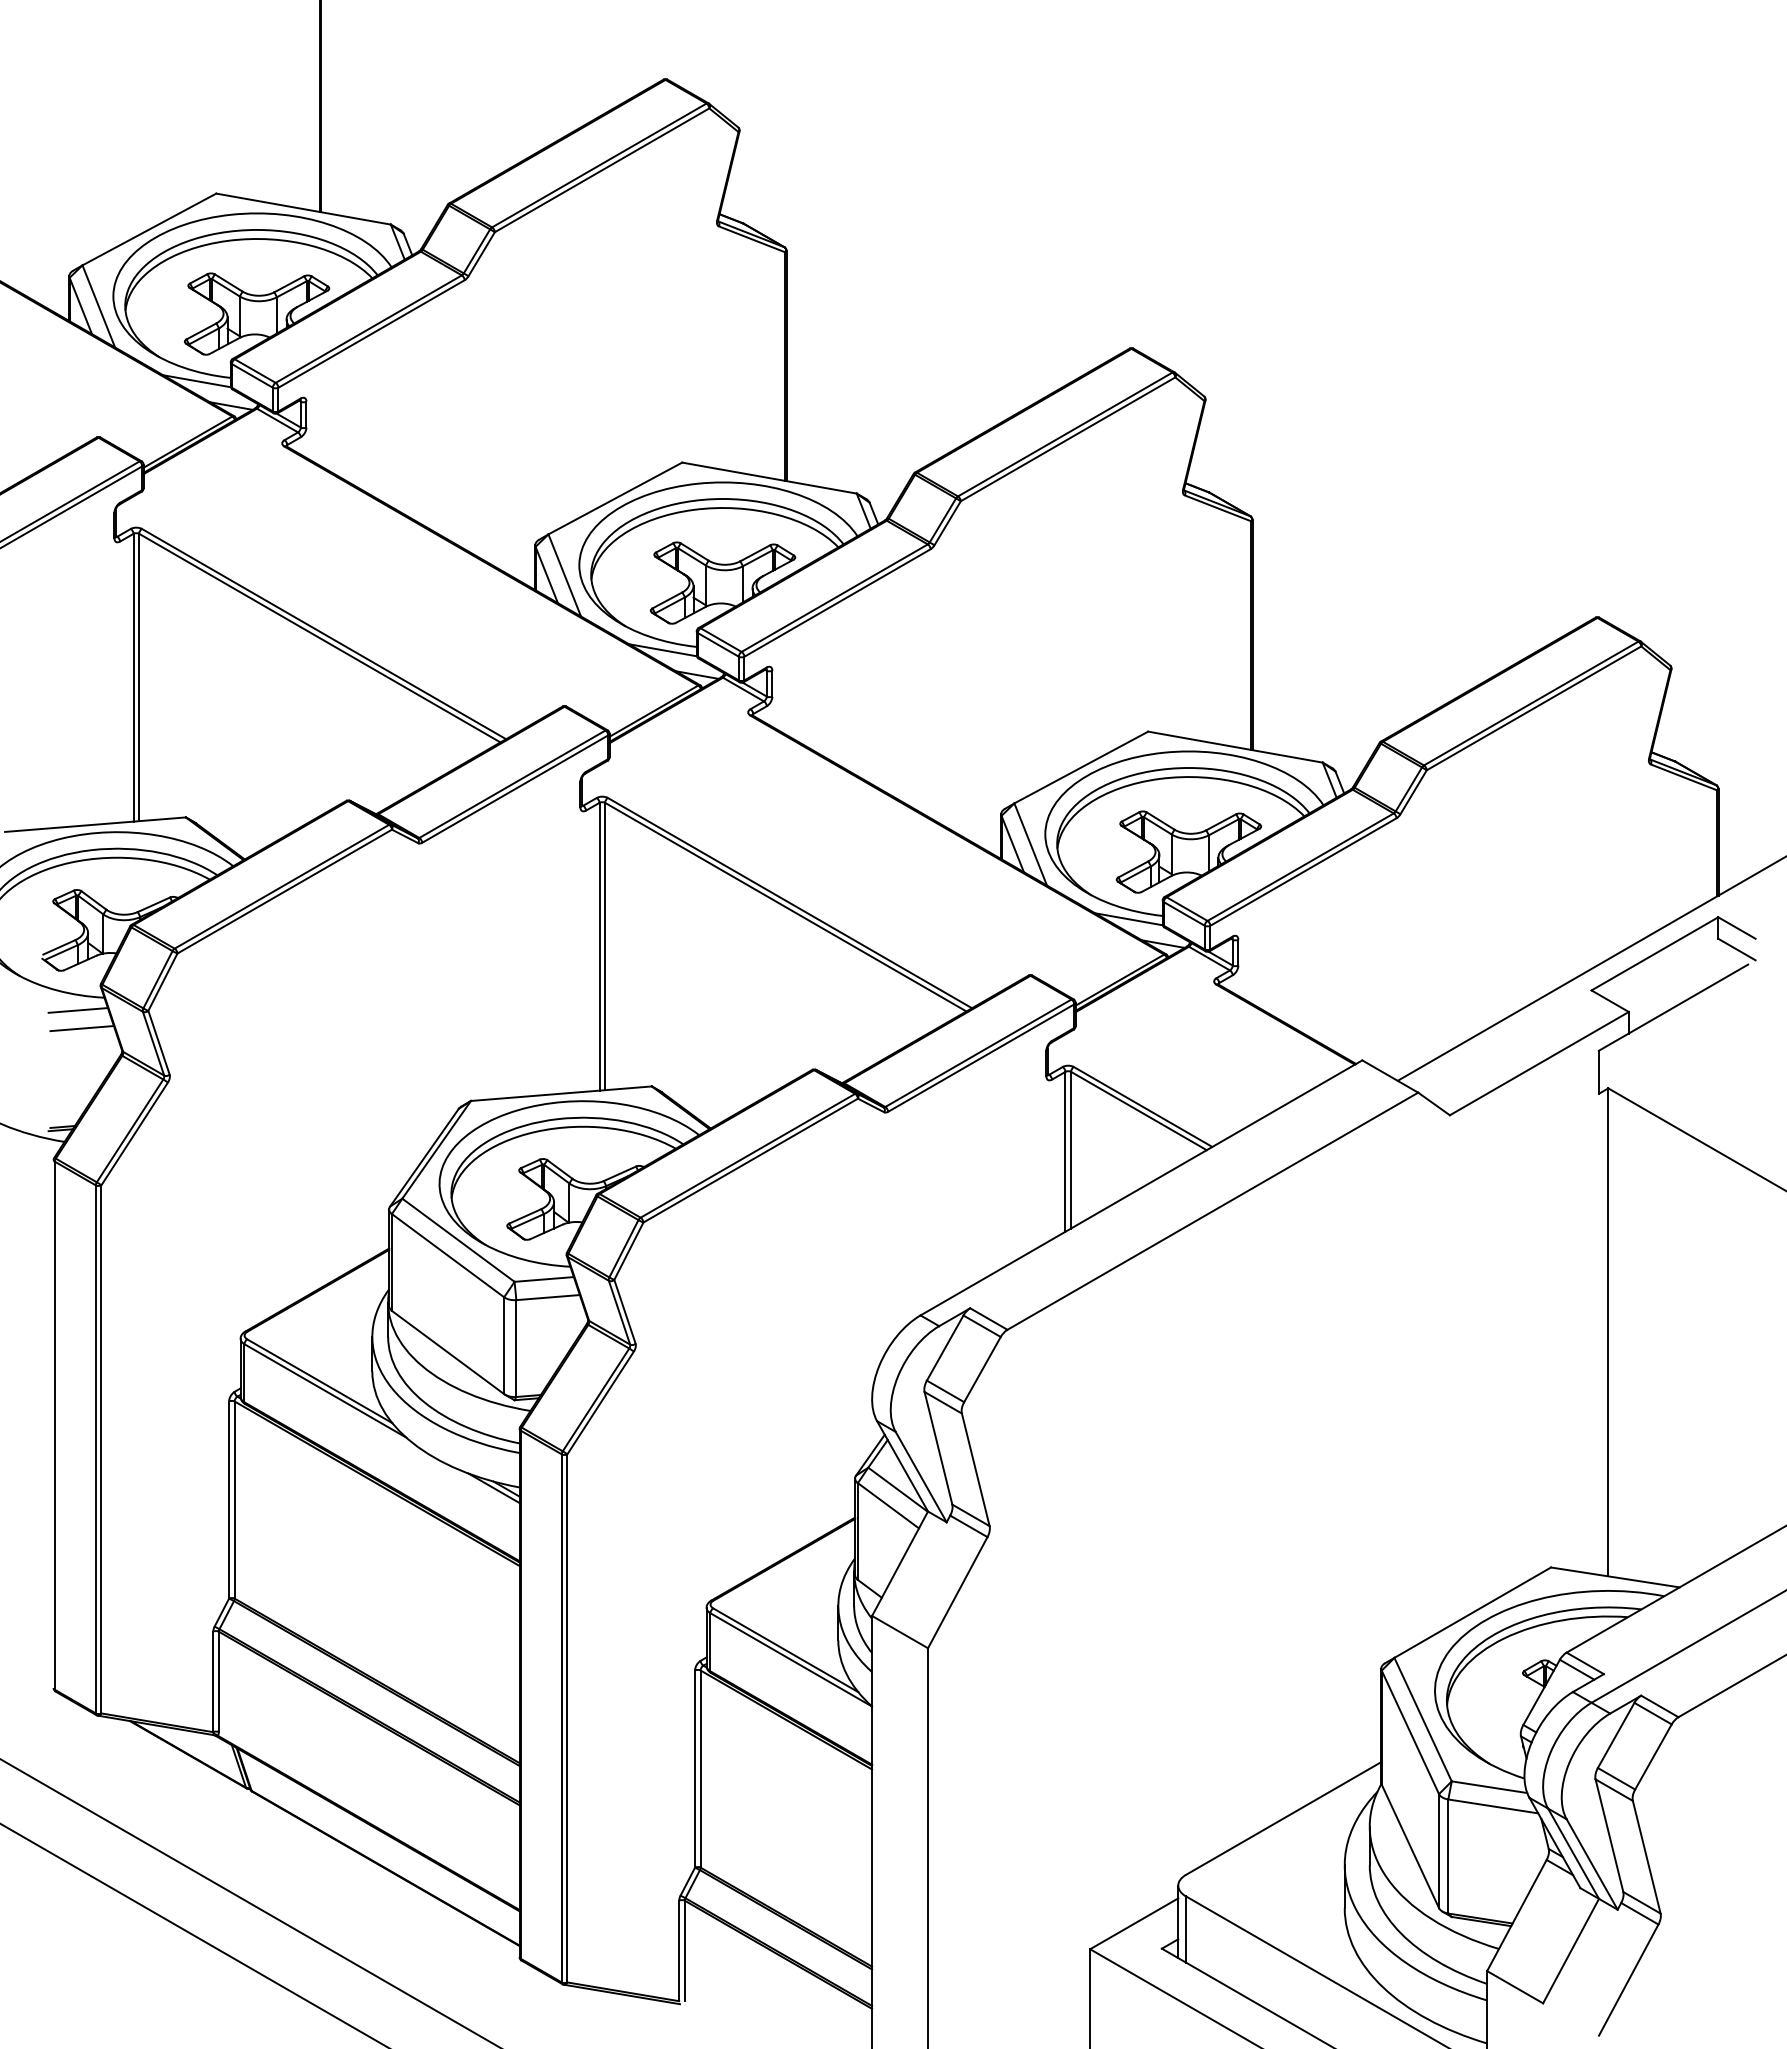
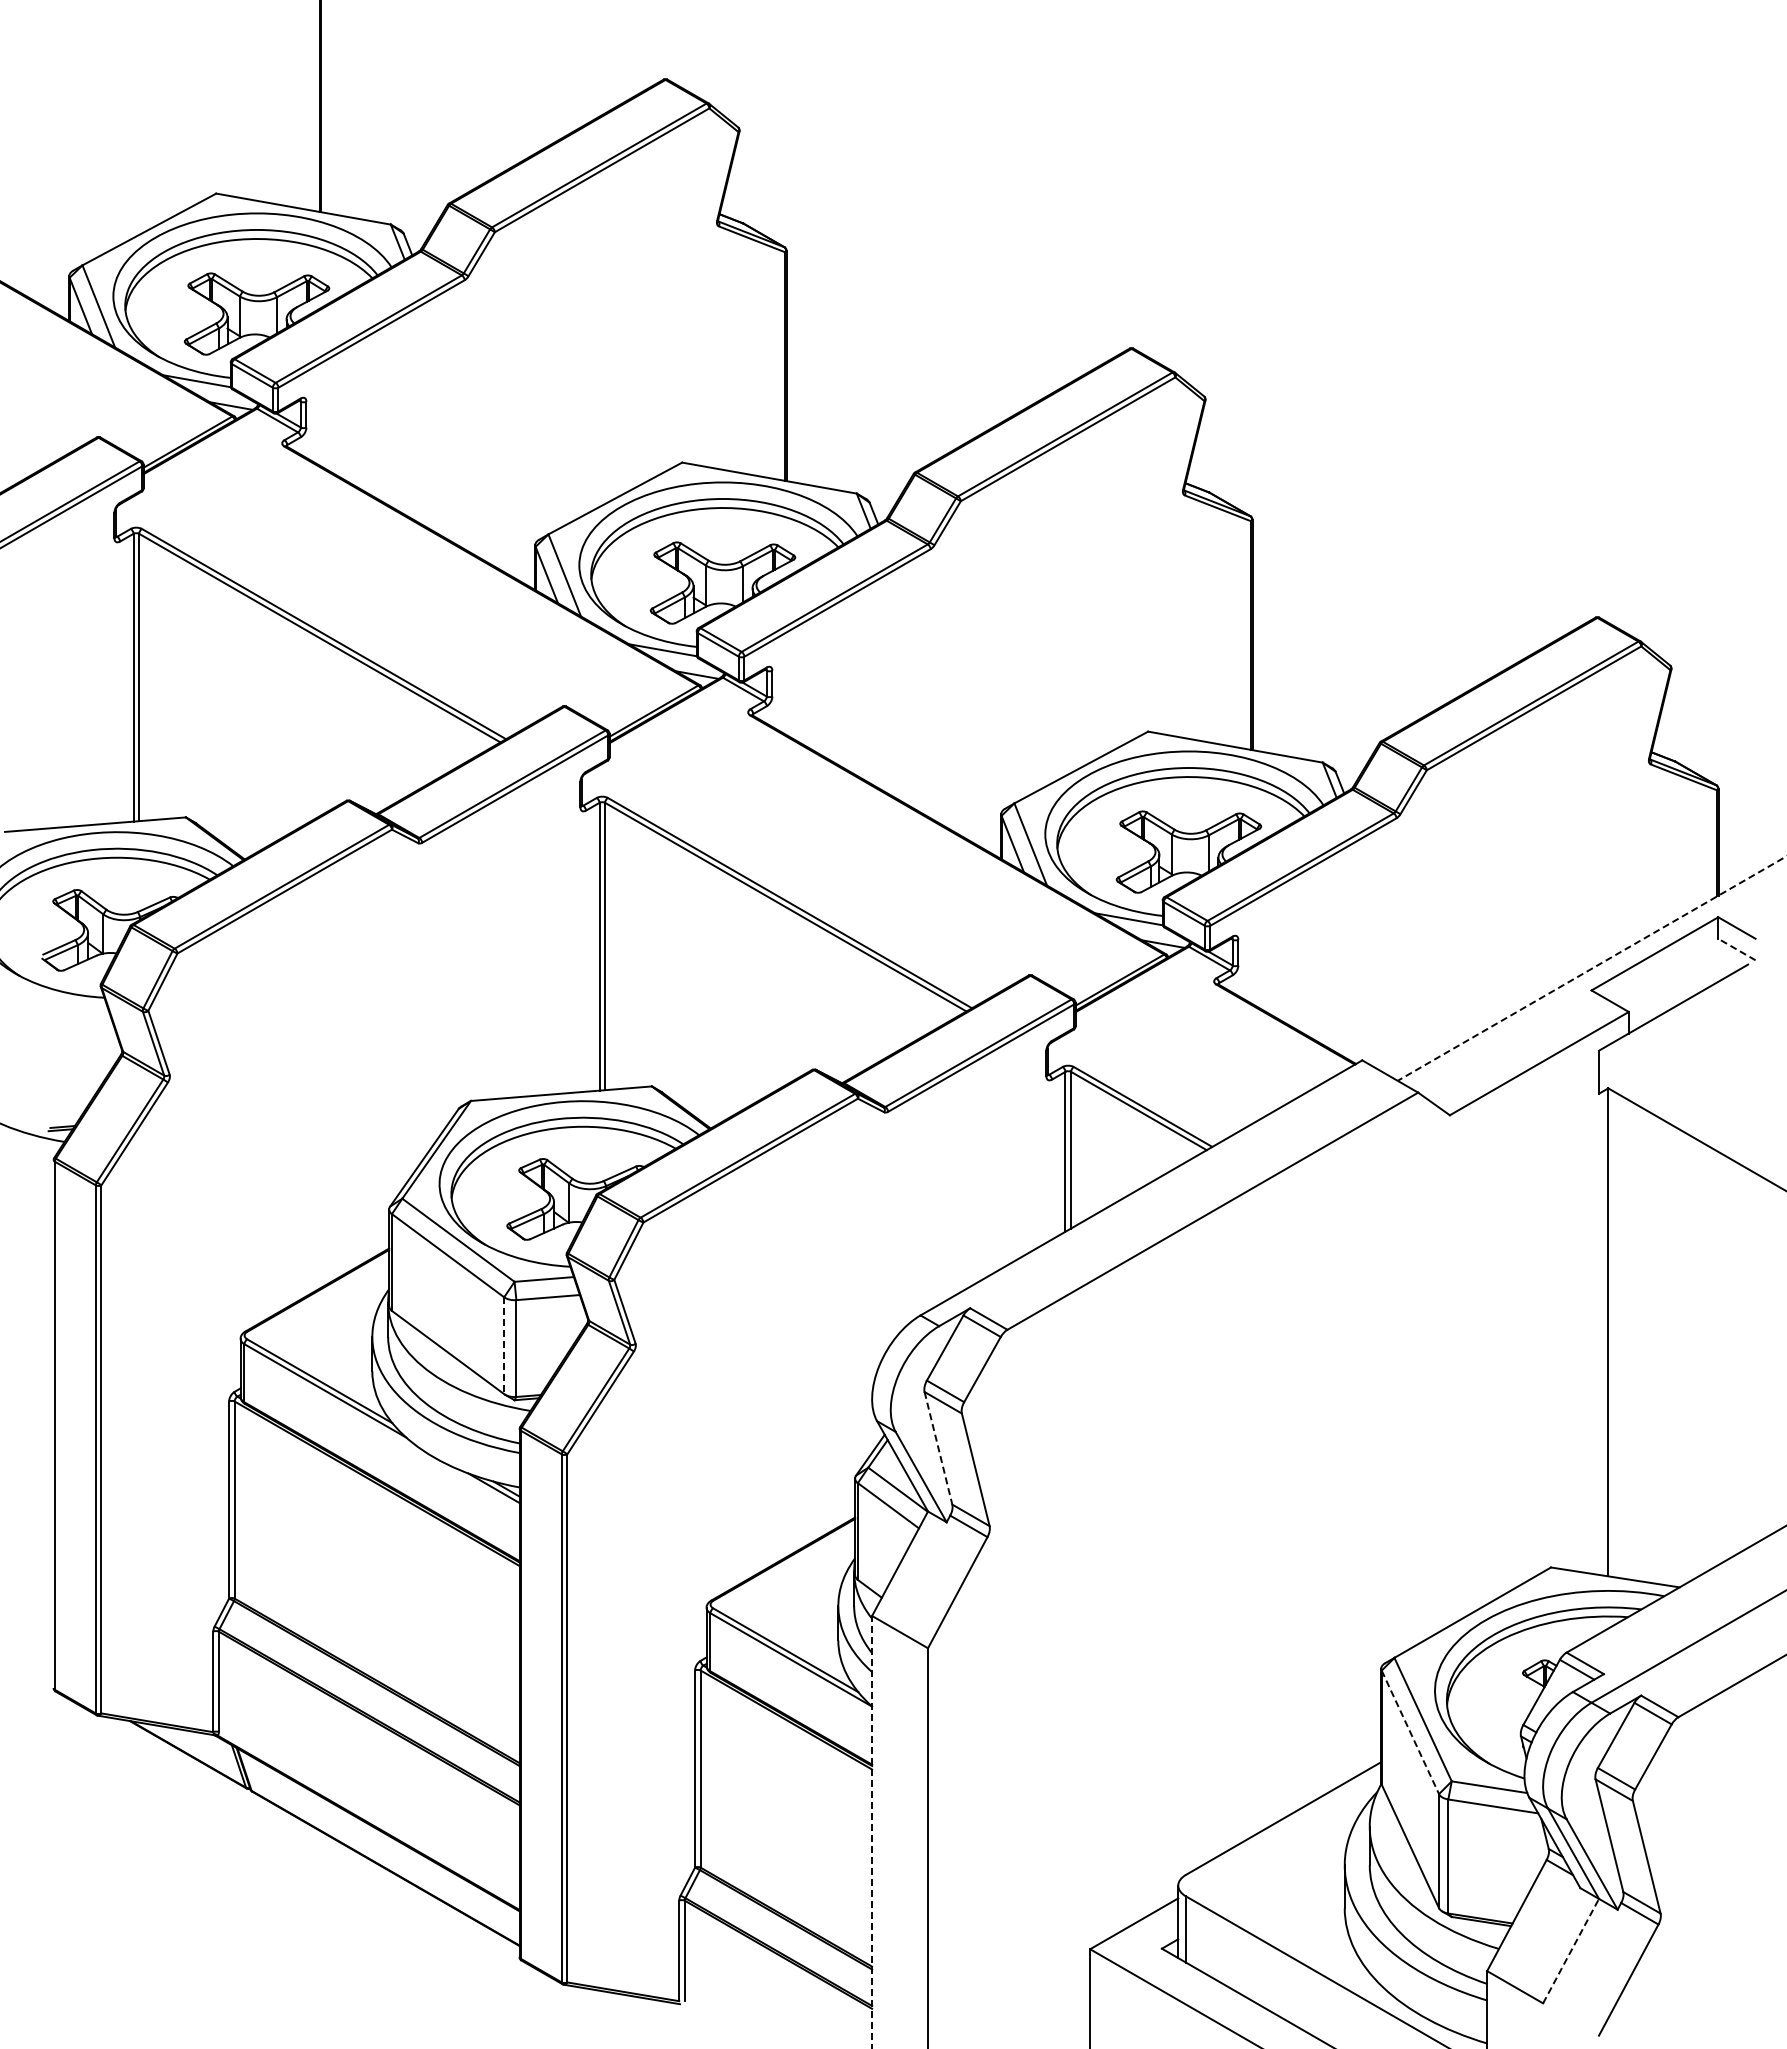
line: solid -> dashed (1736, 949)
line: solid -> dashed (1592, 968)
line: present -> none (77, 1010)
line: present -> none (81, 1028)
line: solid -> dashed (504, 1346)
line: solid -> dashed (938, 1448)
line: solid -> dashed (1410, 1732)
line: solid -> dashed (872, 1831)
line: present -> none (249, 1902)
line: present -> none (193, 1934)
line: solid -> dashed (1571, 1950)
